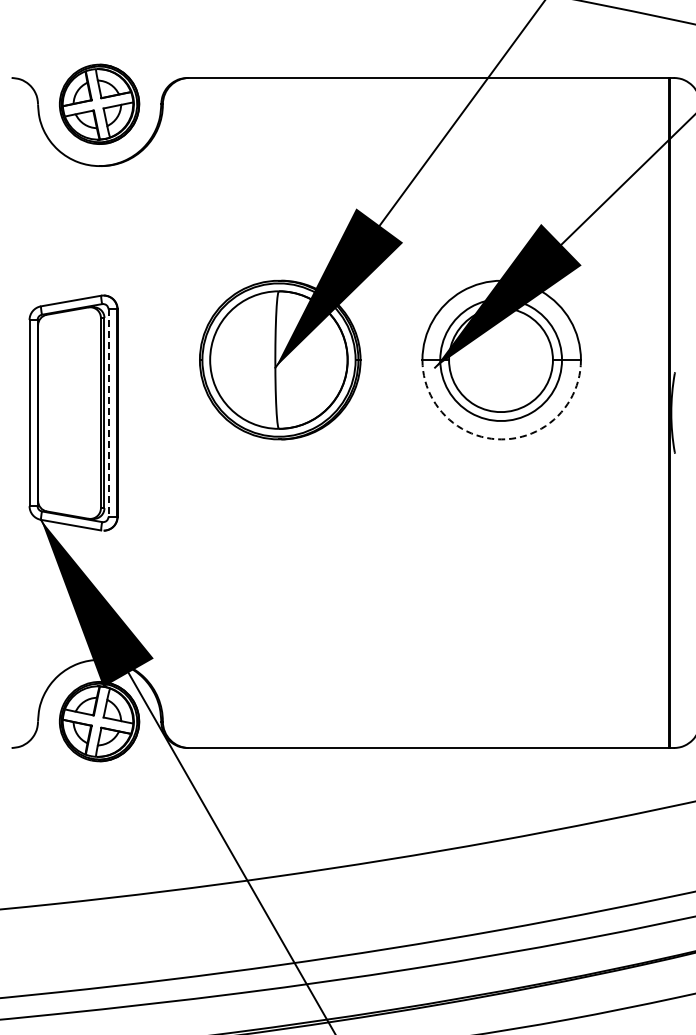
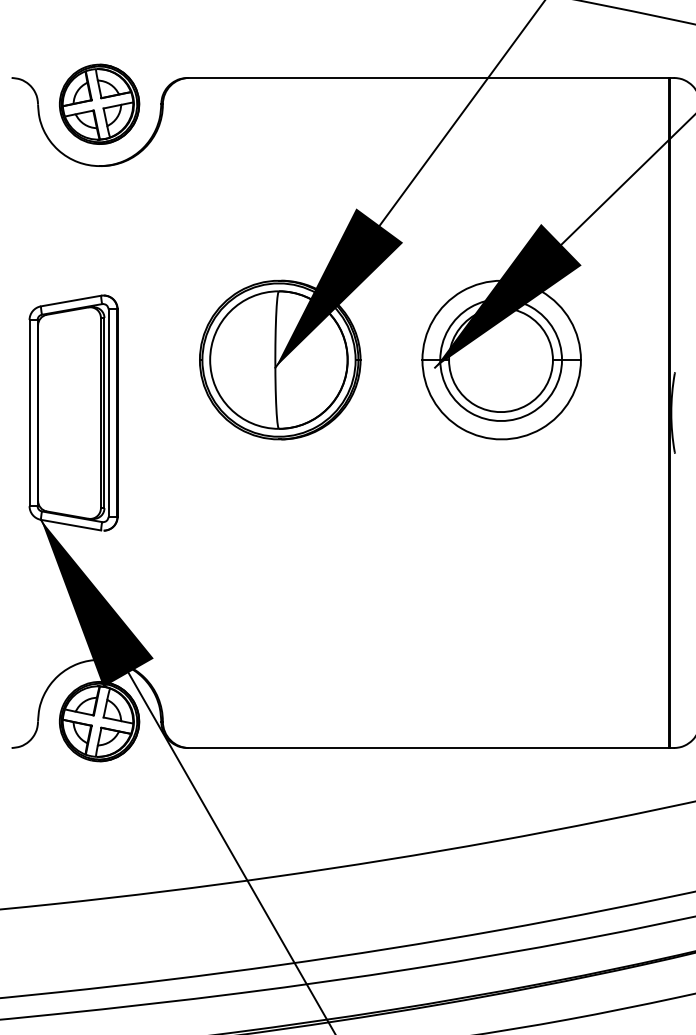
line: dashed -> solid (108, 413)
arc: dashed -> solid (501, 439)
